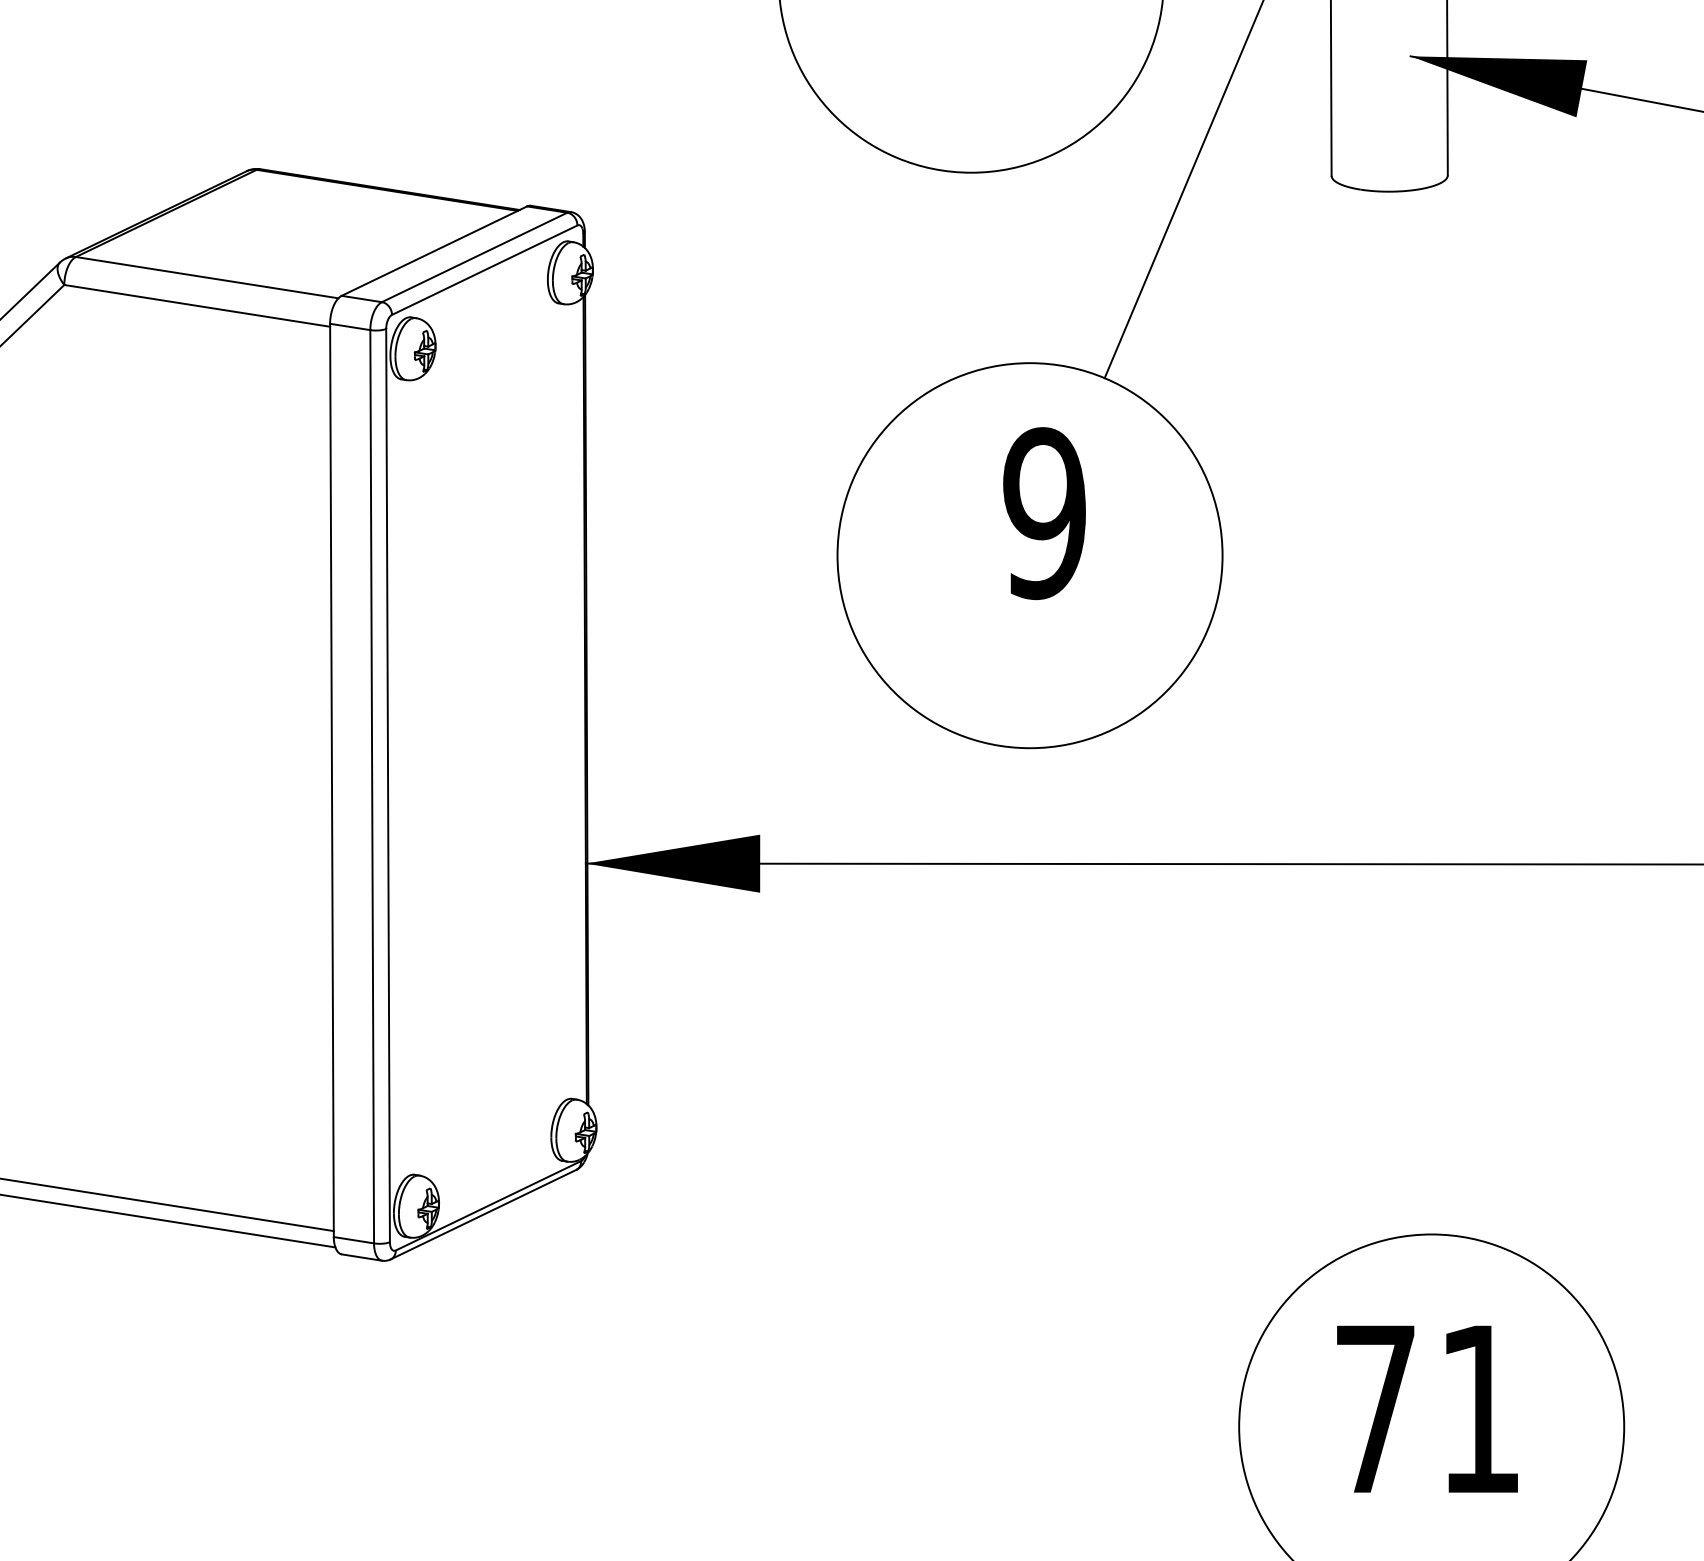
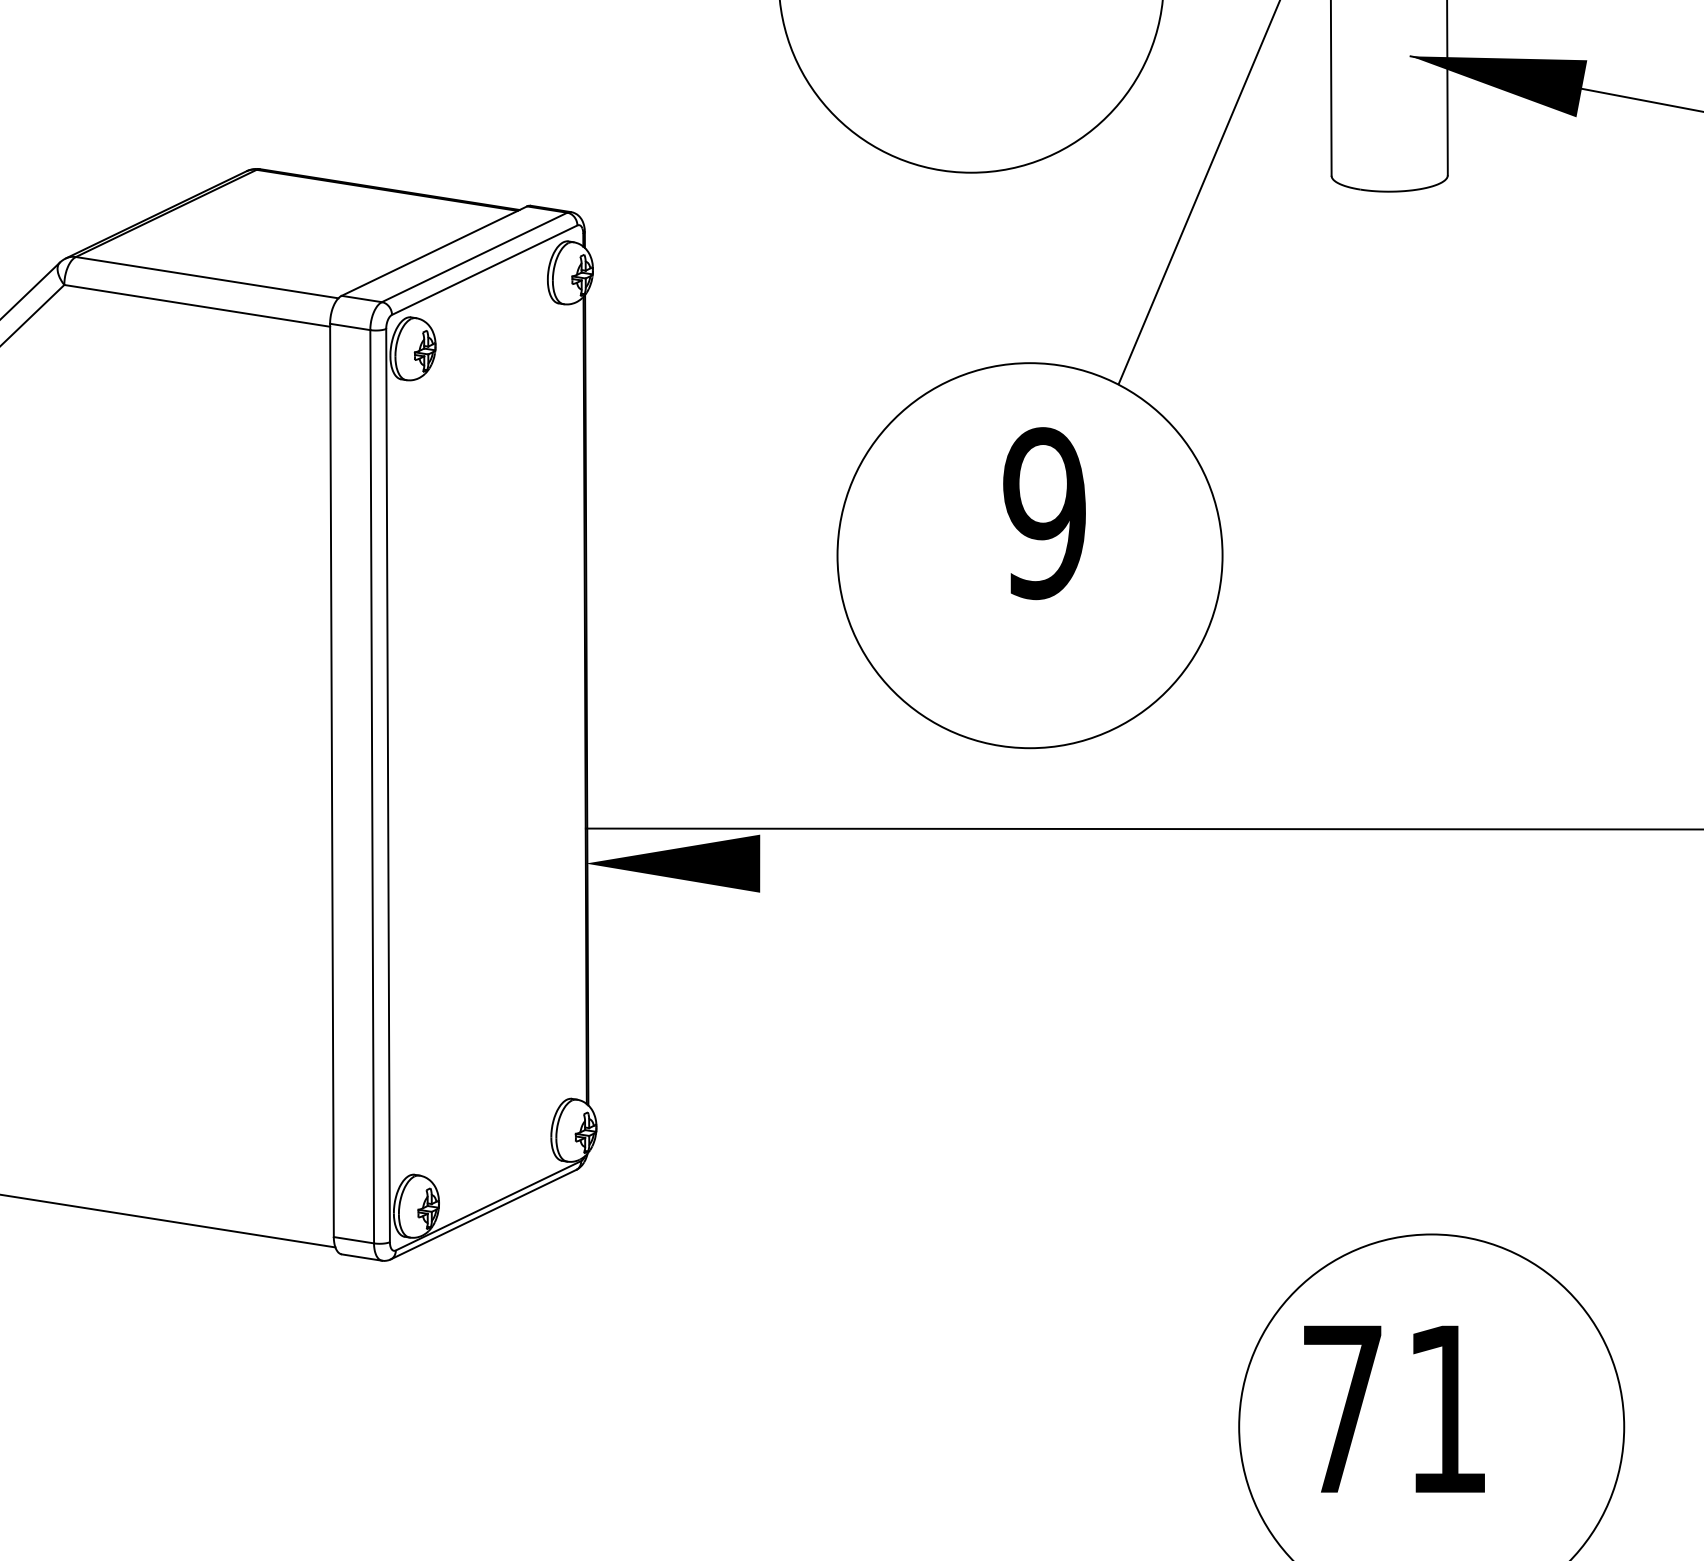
line position: (1183, 190) -> (1198, 193) (1198, 193)
line position: (1142, 863) -> (1142, 828) (1142, 828)
line: present -> none (167, 1204)
text position: (1427, 1408) -> (1394, 1408) (1394, 1408)
